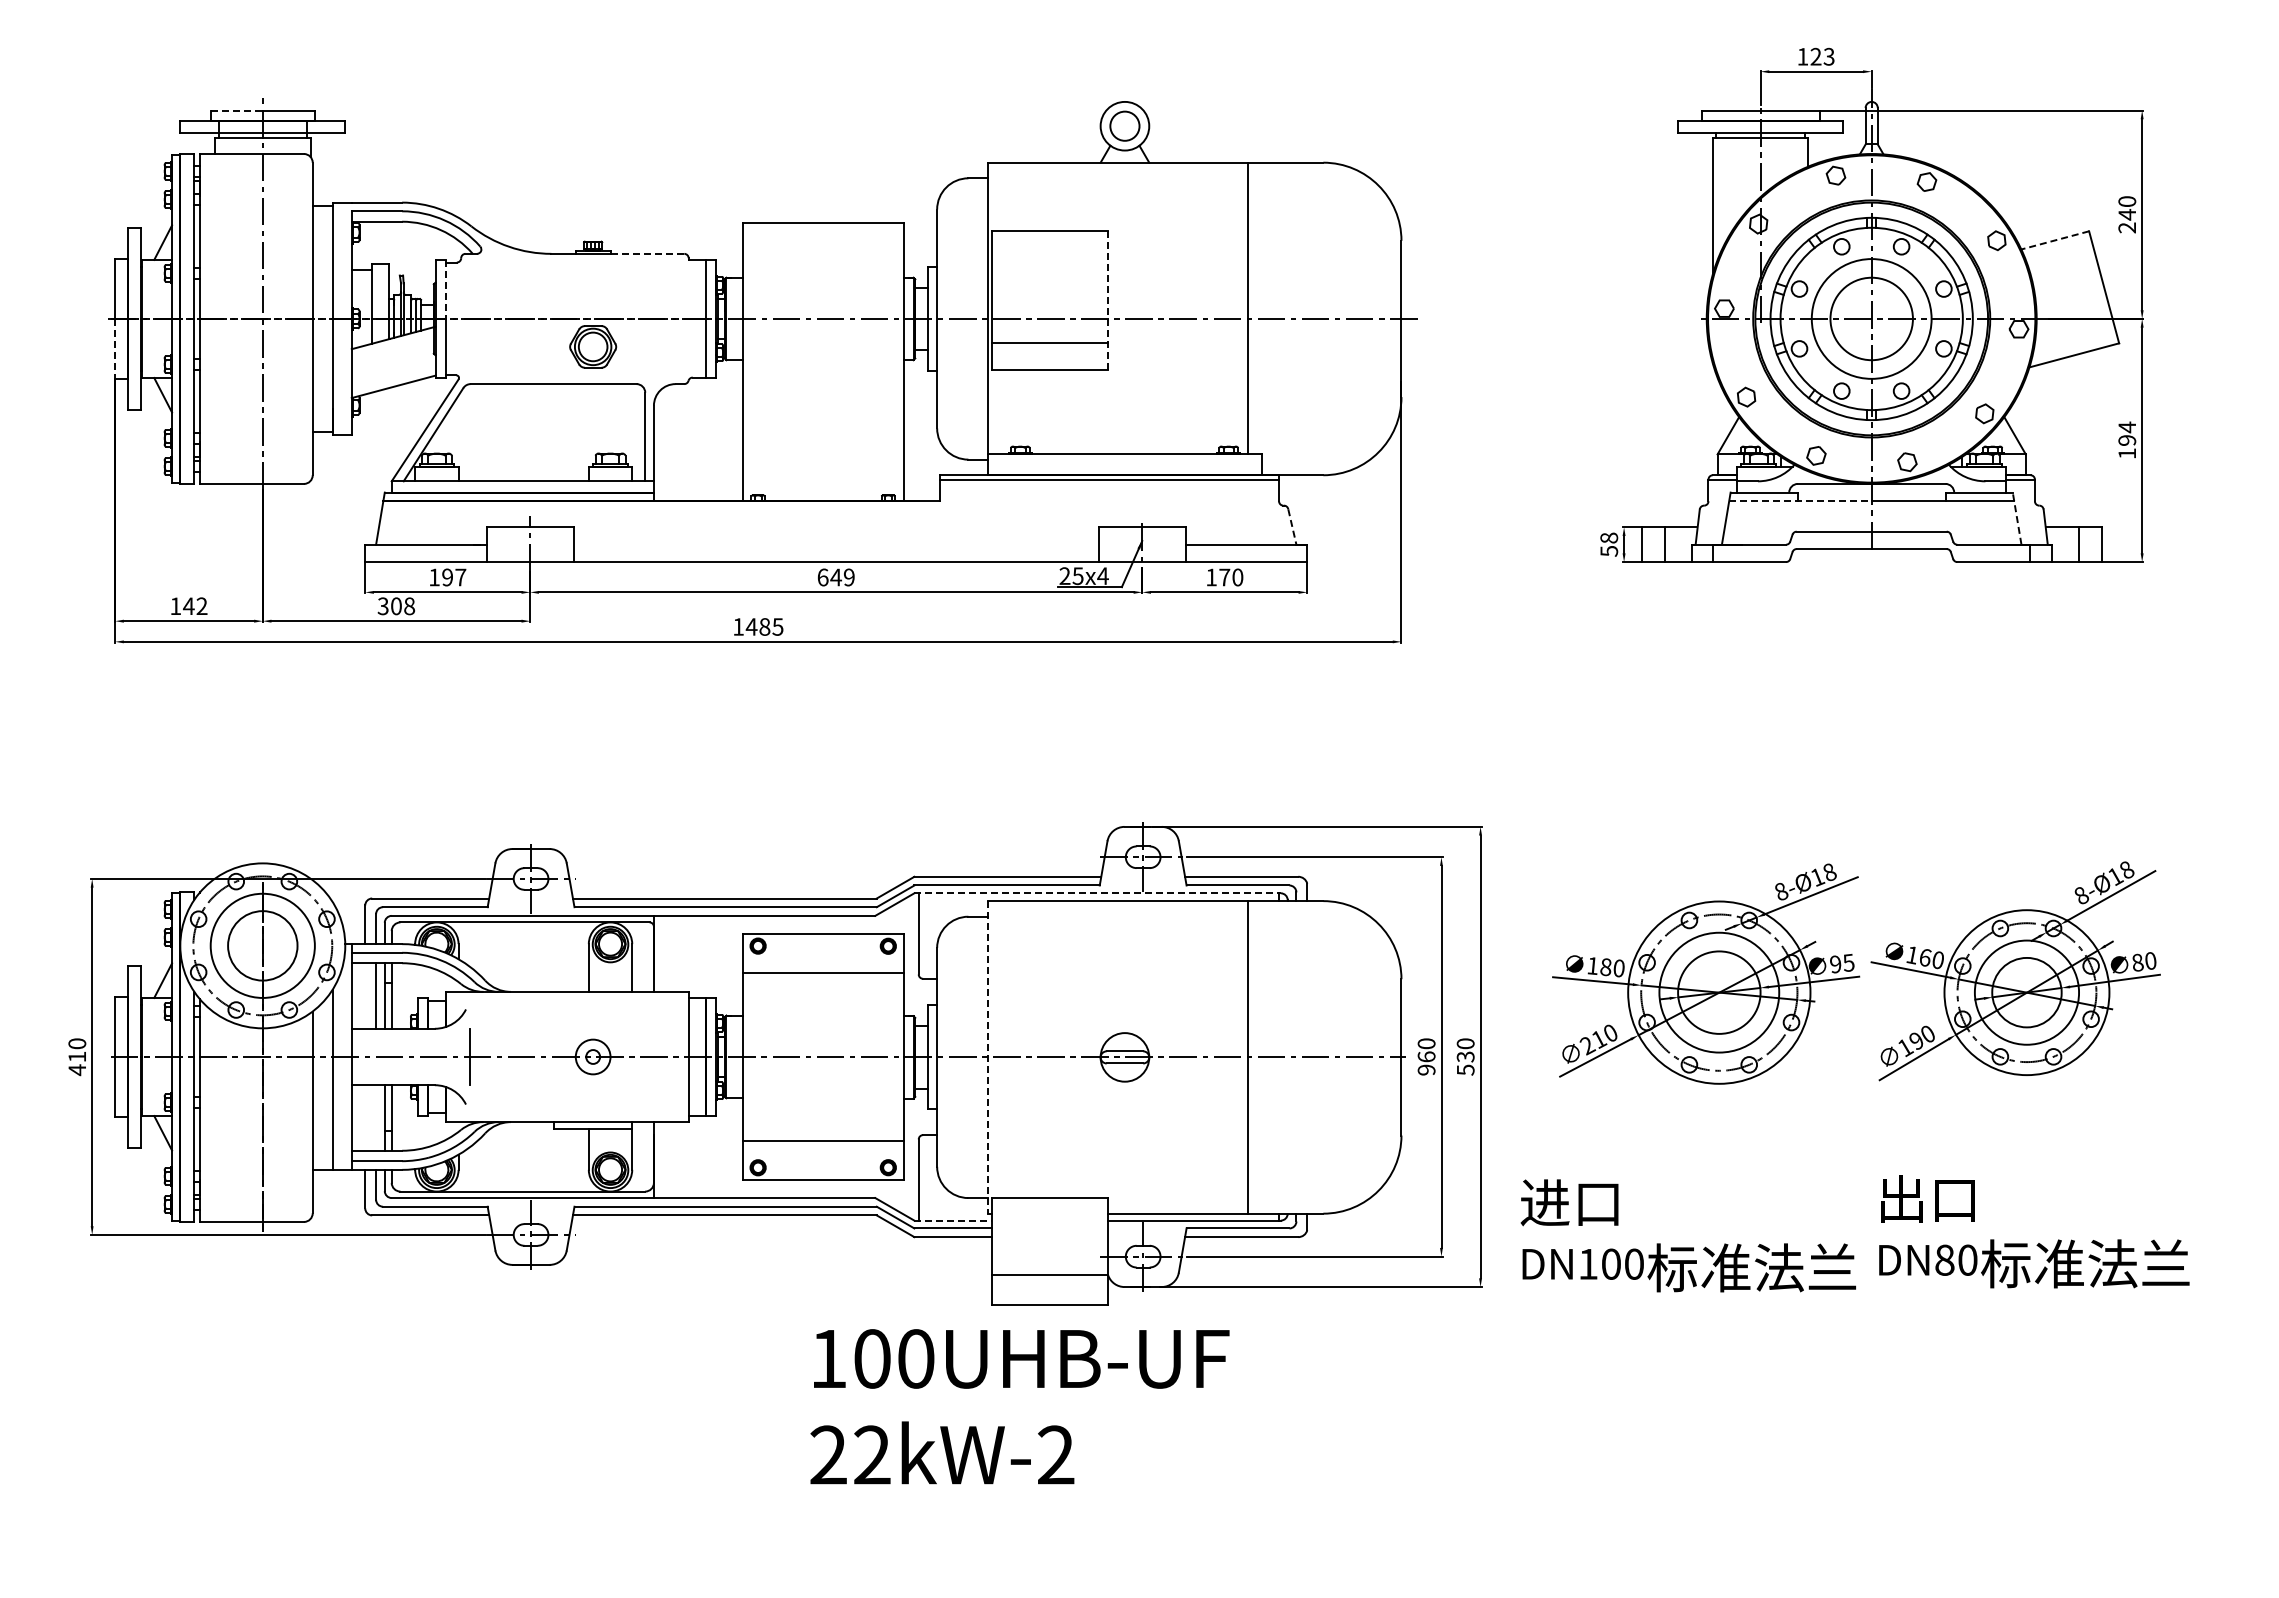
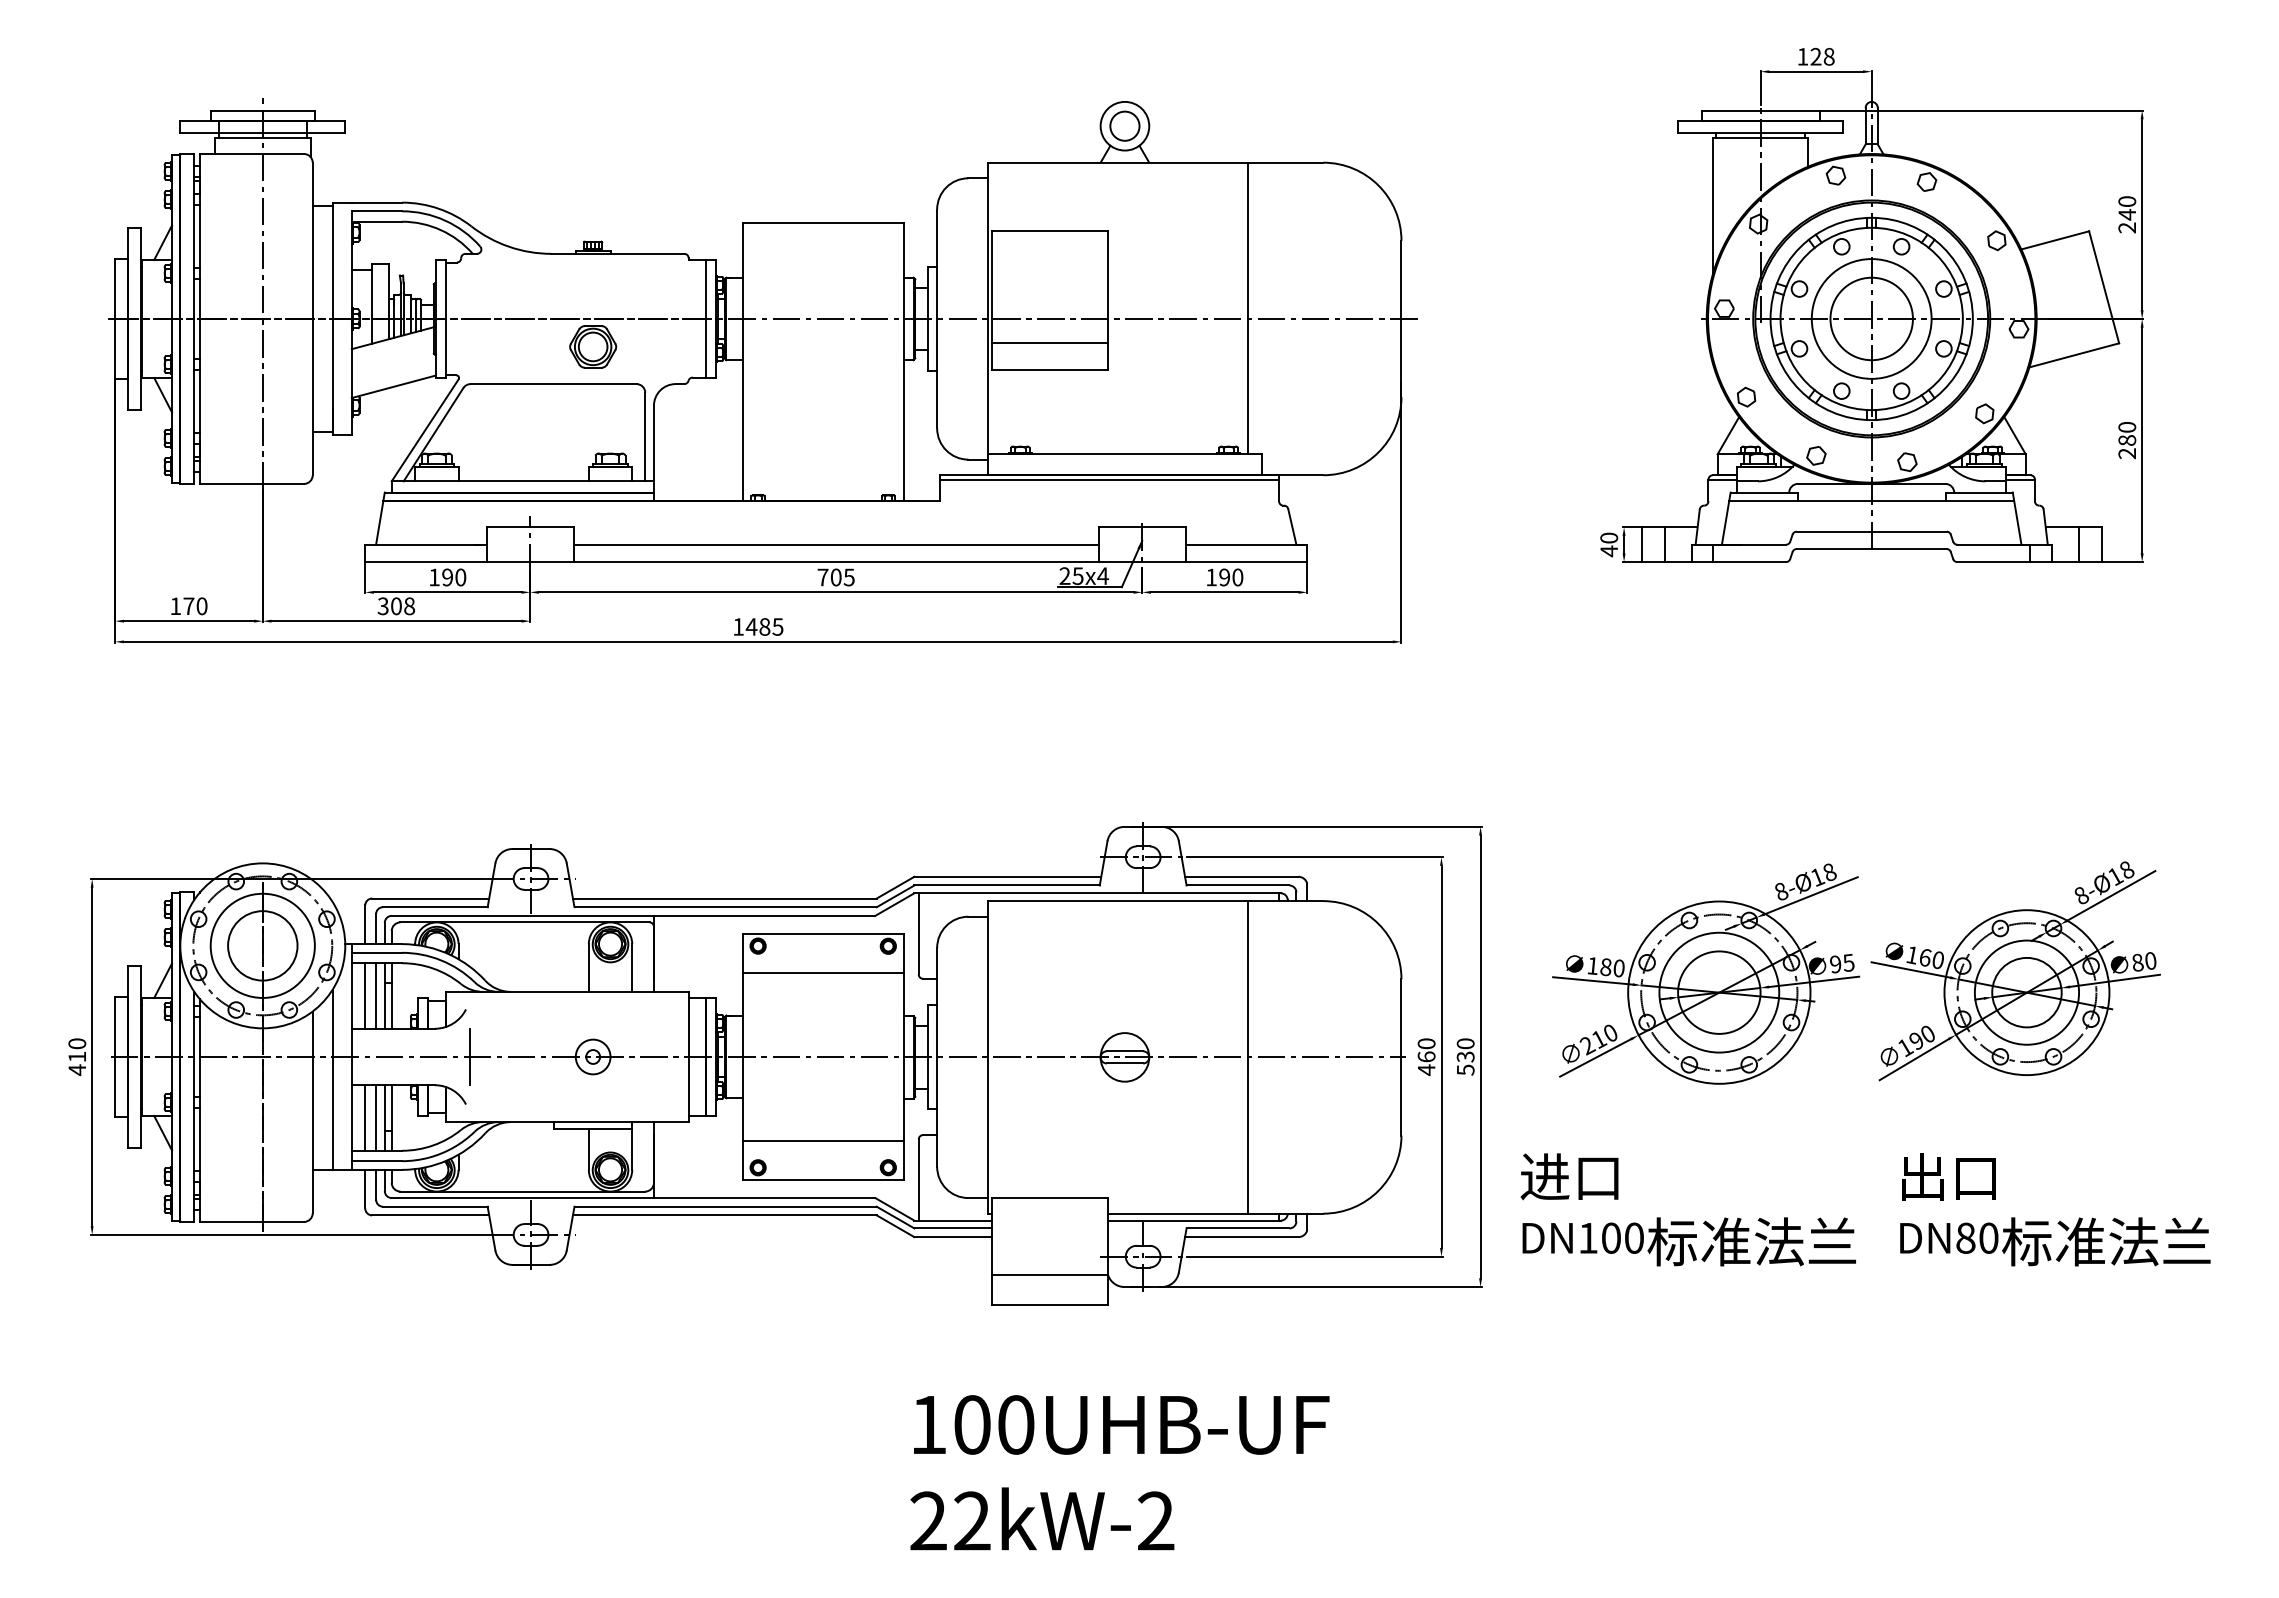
text: 123 -> 128 (1828, 56)
line: dashed -> solid (237, 110)
line: dashed -> solid (2054, 240)
line: dashed -> solid (647, 253)
line: dashed -> solid (445, 290)
line: dashed -> solid (1108, 300)
line: dashed -> solid (115, 348)
text: 194 -> 280 (2127, 440)
line: dashed -> solid (1800, 501)
line: dashed -> solid (2017, 518)
line: dashed -> solid (1292, 527)
line: none -> present (835, 544)
text: 58 -> 40 (1609, 544)
text: 197 -> 190 (460, 577)
text: 649 -> 705 (835, 577)
text: 170 -> 190 (1224, 577)
text: 142 -> 170 (195, 606)
line: dashed -> solid (1098, 893)
line: none -> present (365, 995)
line: dashed -> solid (988, 1057)
text: 960 -> 460 (1426, 1070)
line: none -> present (365, 1117)
line: none -> present (376, 1117)
line: dashed -> solid (953, 1220)
text position: (2034, 1231) -> (2055, 1209) (2055, 1209)
text position: (1687, 1235) -> (1687, 1209) (1687, 1209)
text position: (1019, 1406) -> (1119, 1472) (1119, 1472)
